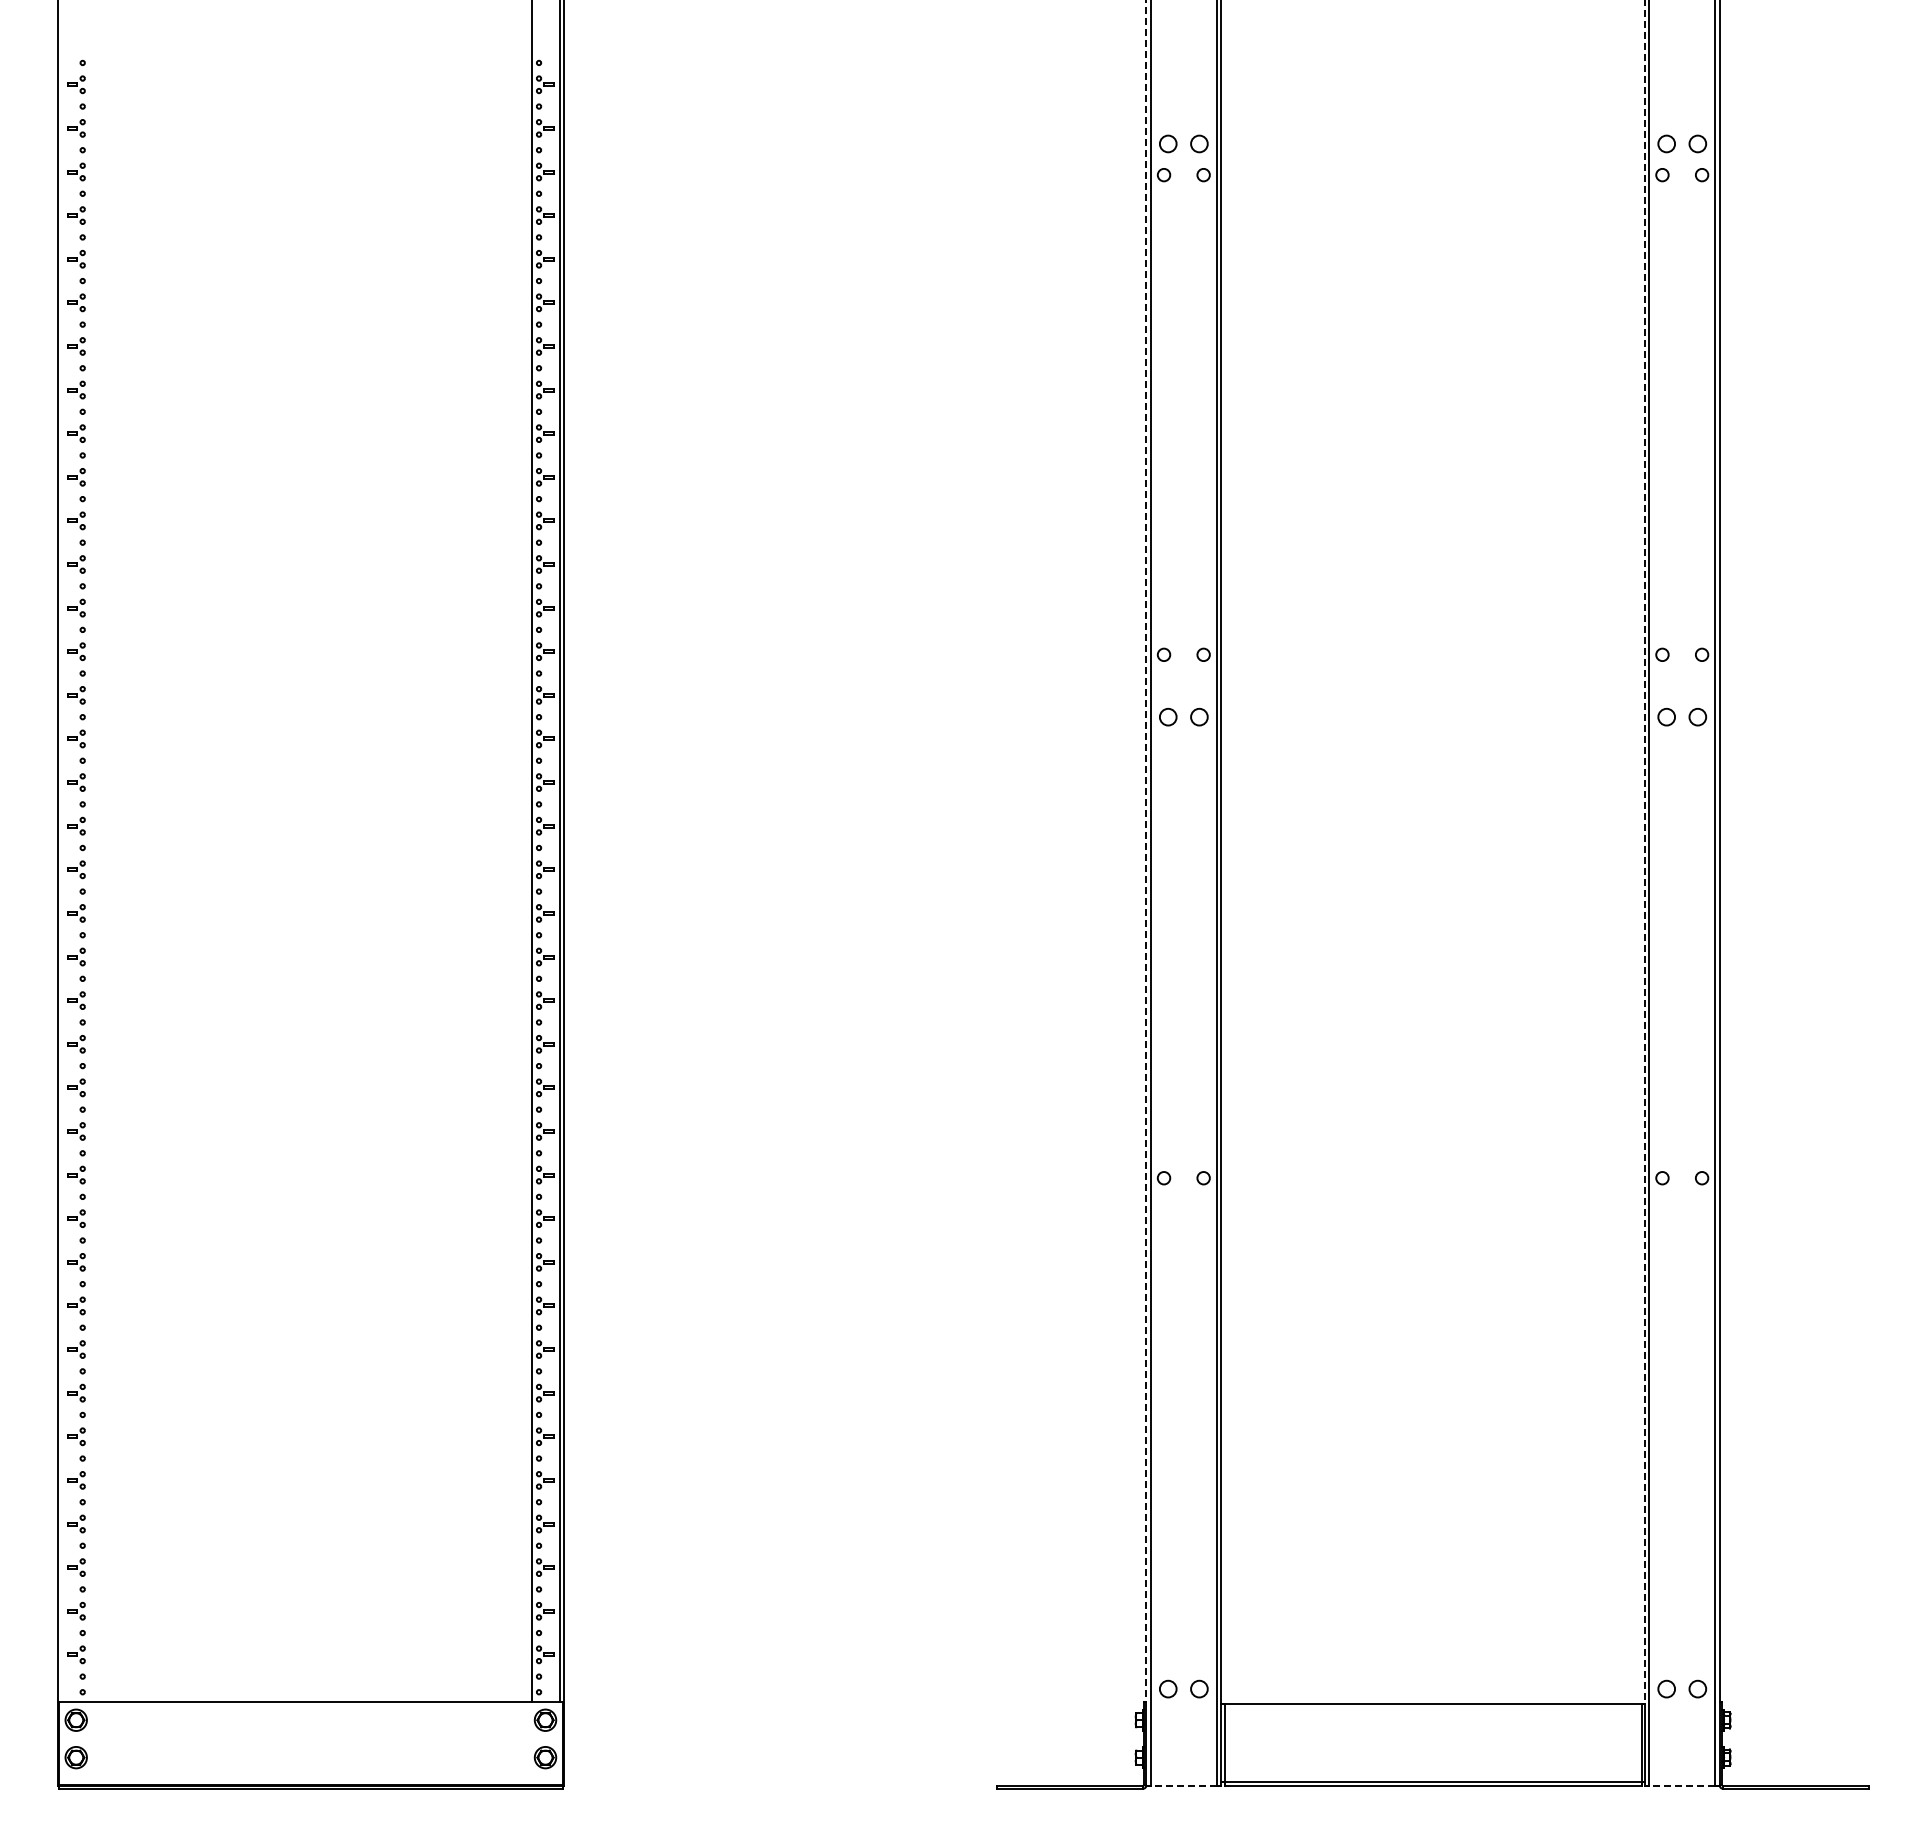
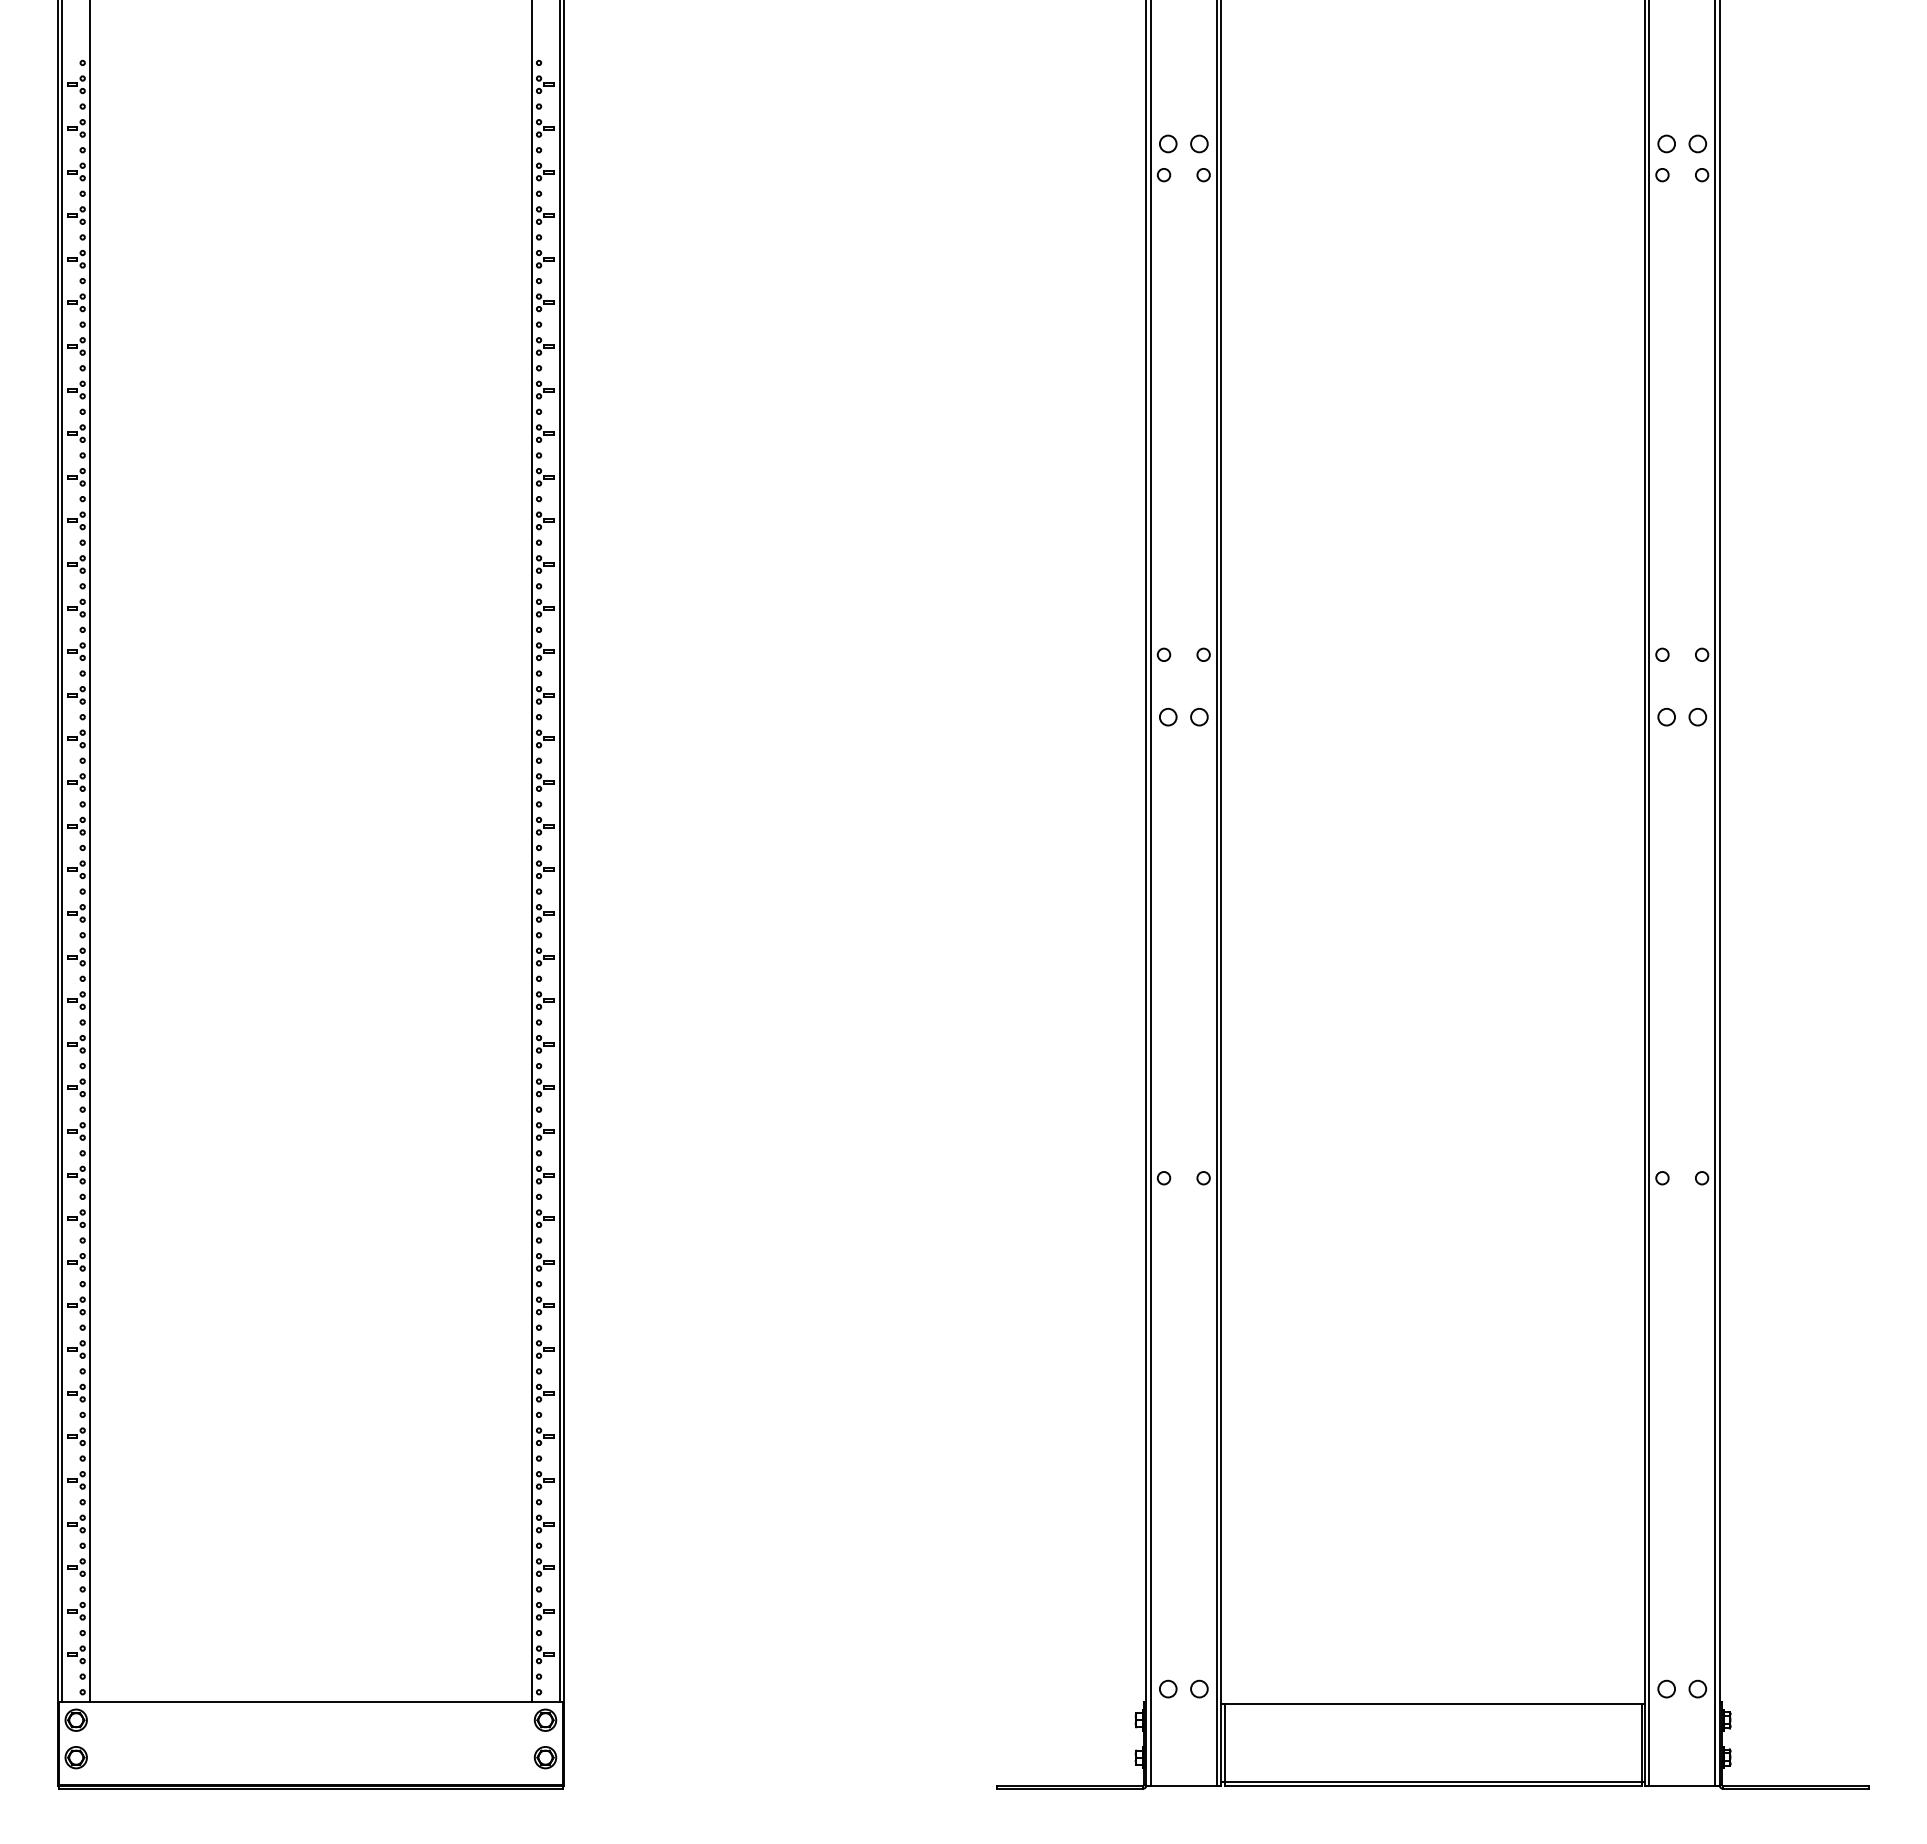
line: none -> present (61, 851)
line: none -> present (89, 851)
line: dashed -> solid (1146, 851)
line: dashed -> solid (1644, 852)
line: dashed -> solid (1183, 1785)
line: dashed -> solid (1681, 1785)
